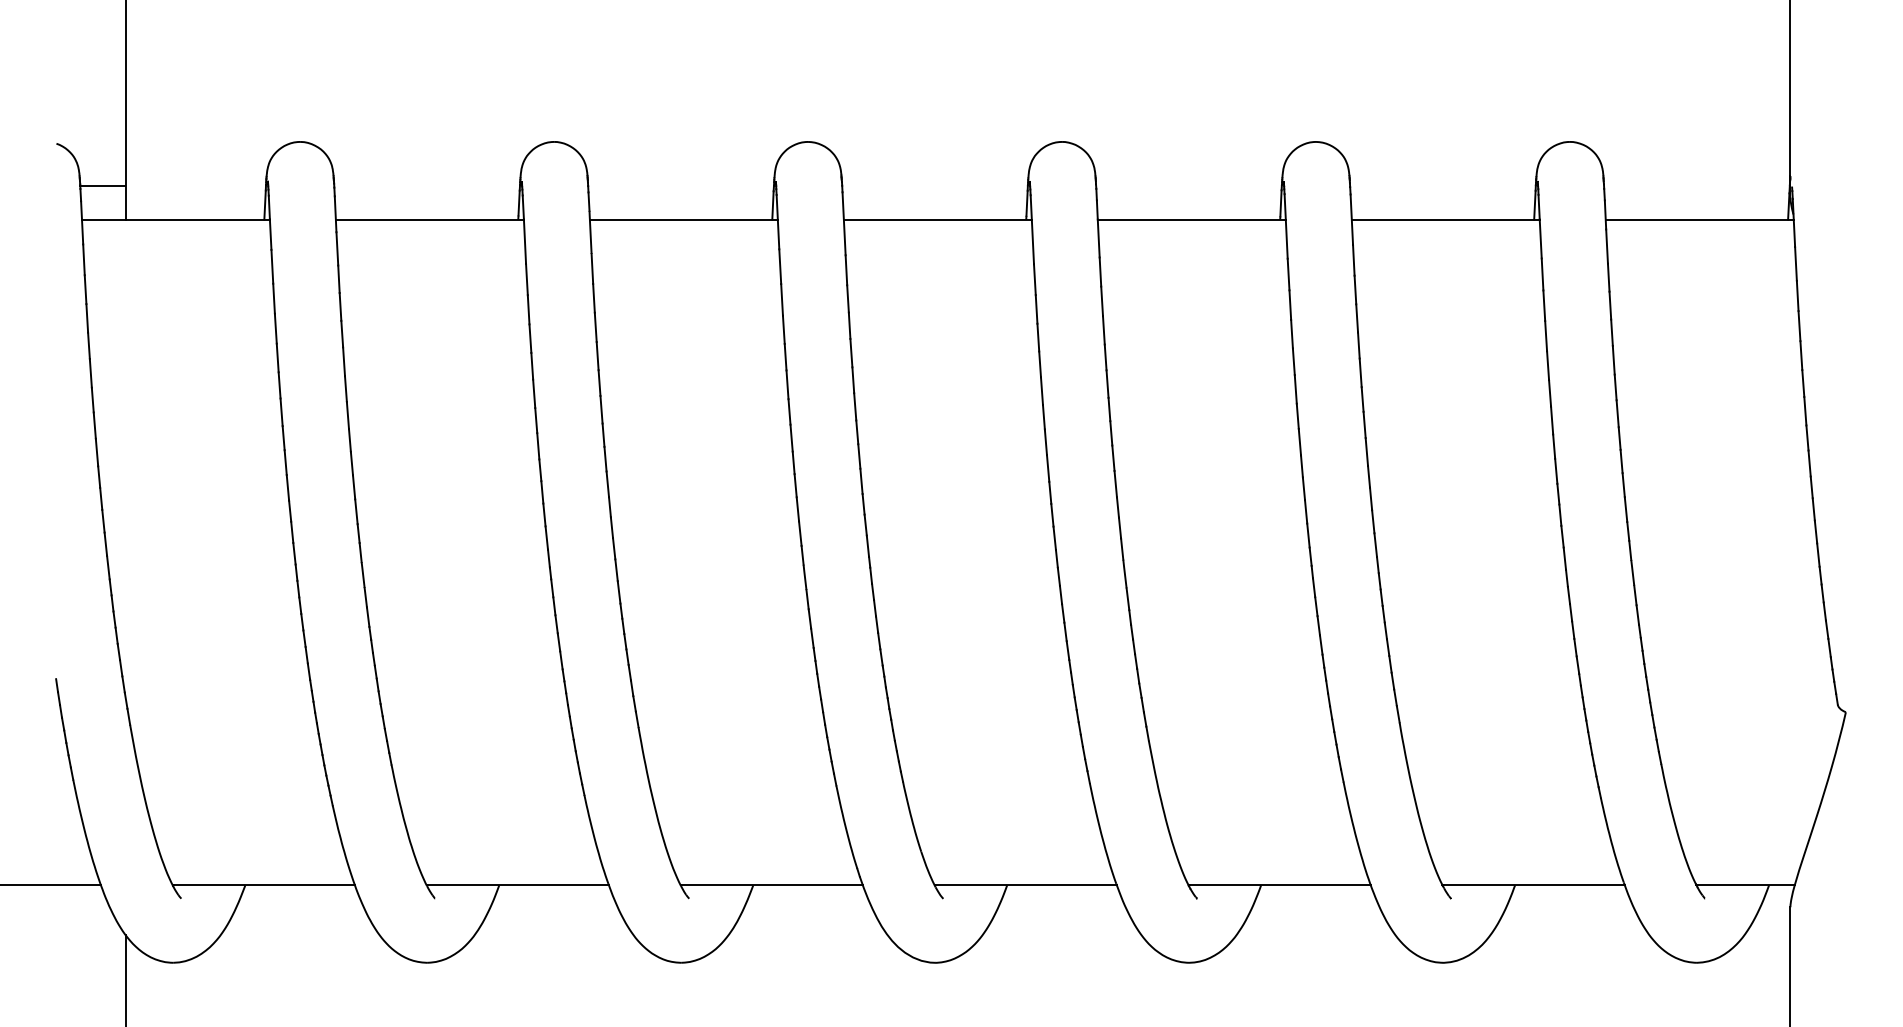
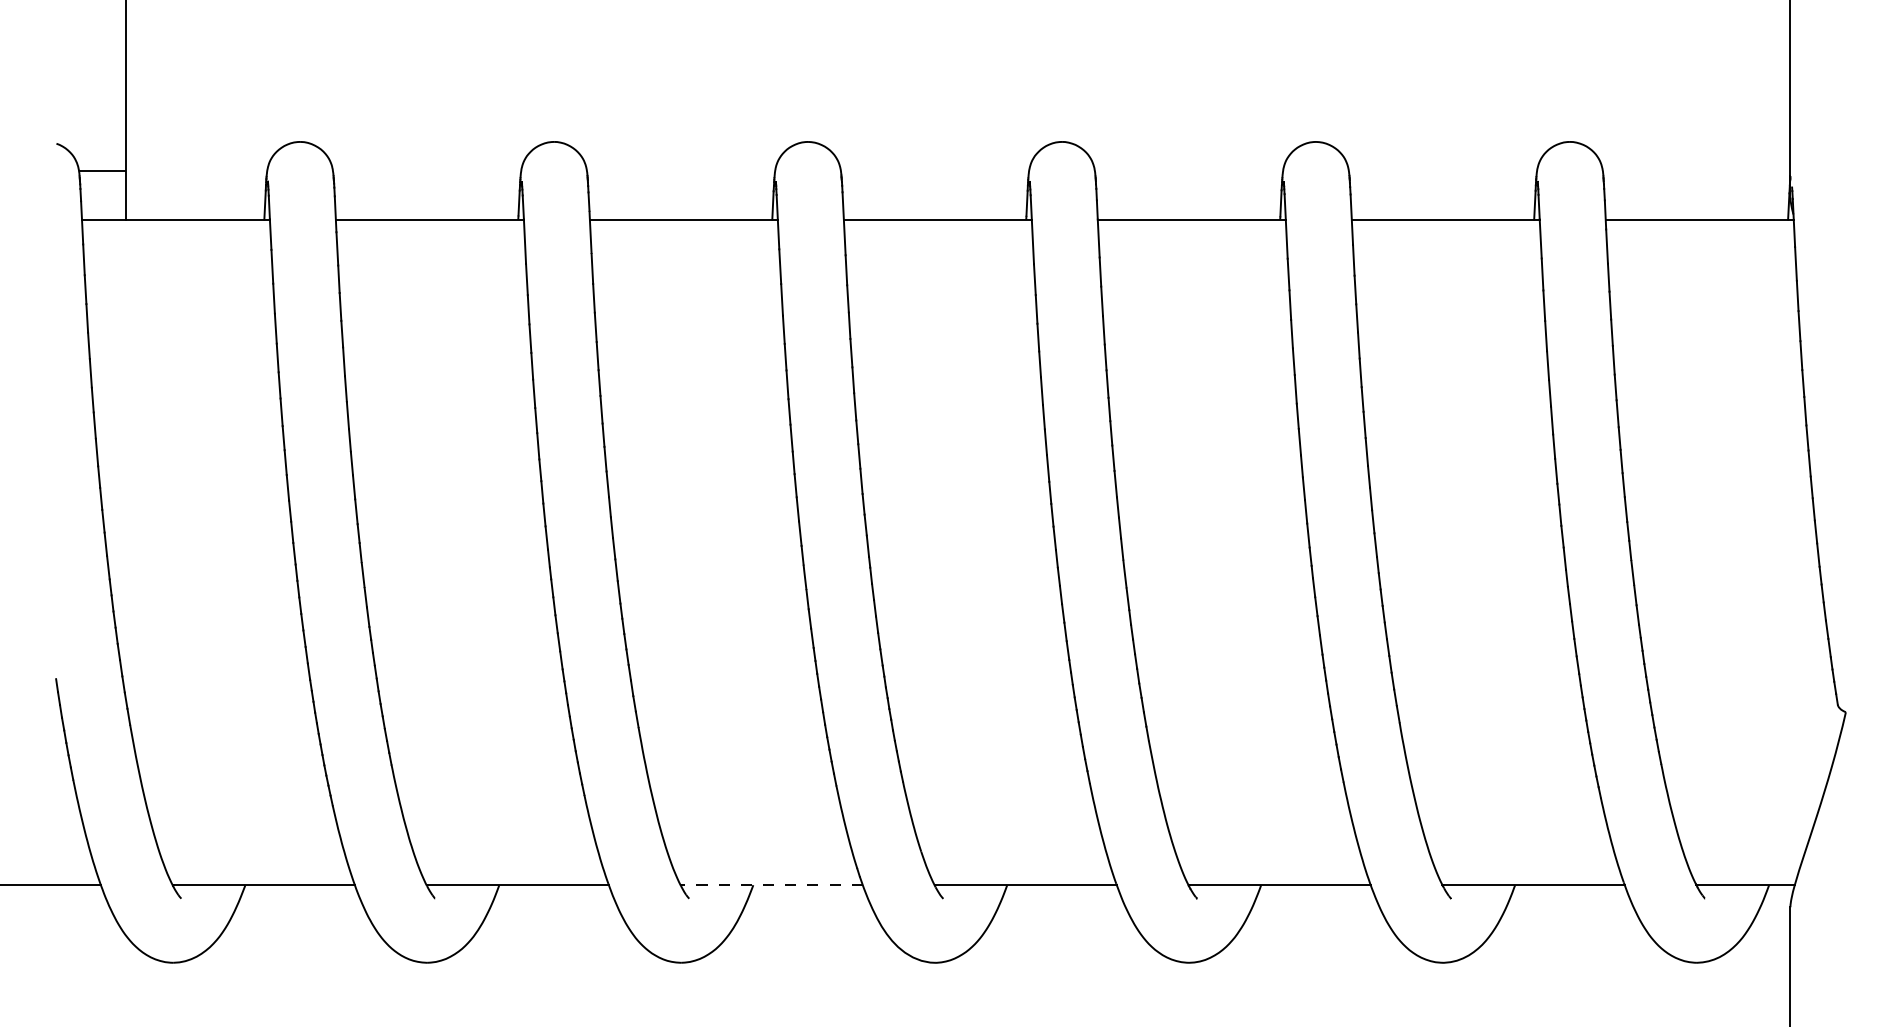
line position: (102, 186) -> (102, 171) (102, 171)
line: solid -> dashed (771, 885)
line: present -> none (125, 979)
